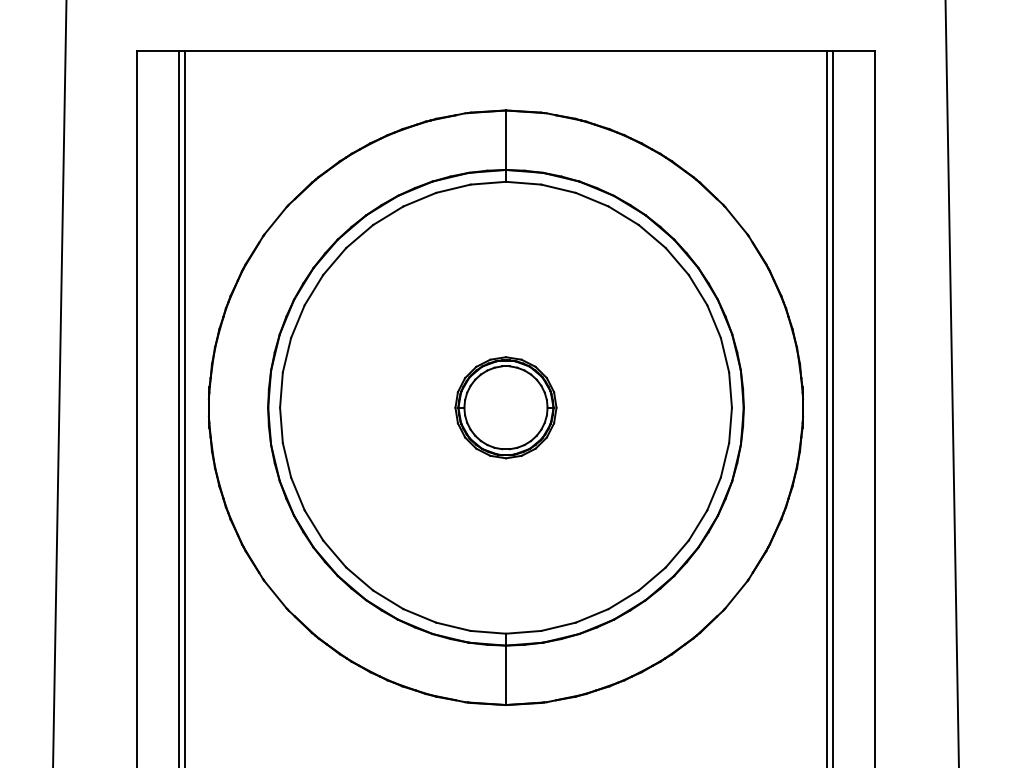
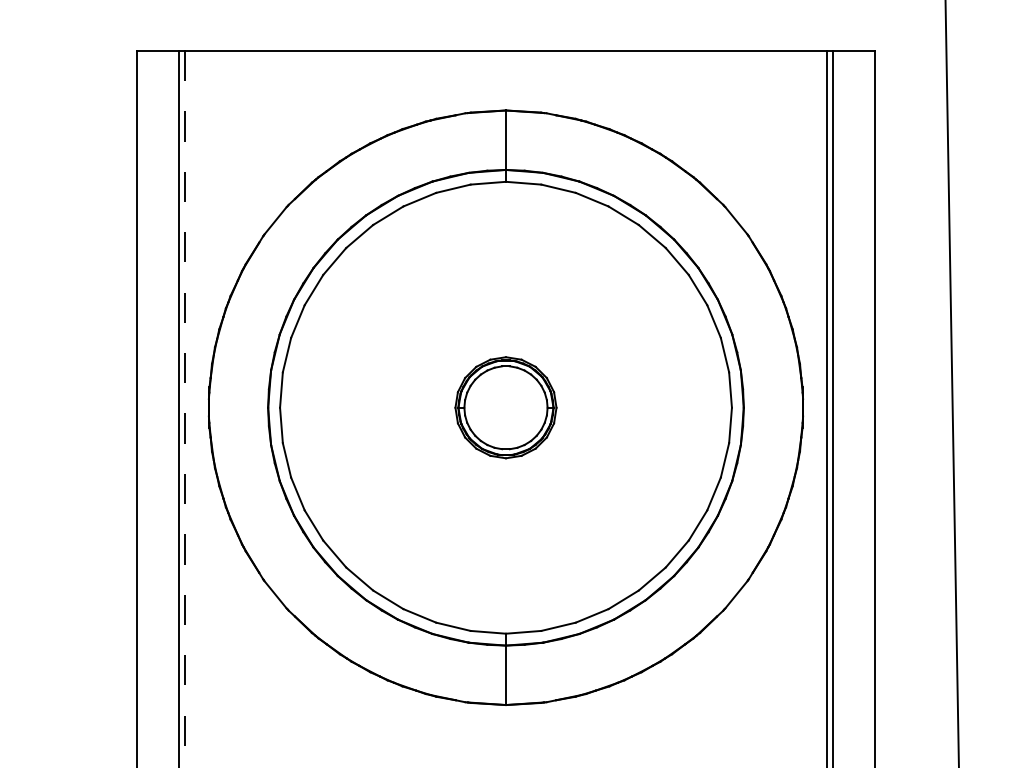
line: present -> none (59, 383)
line: solid -> dashed (184, 409)
